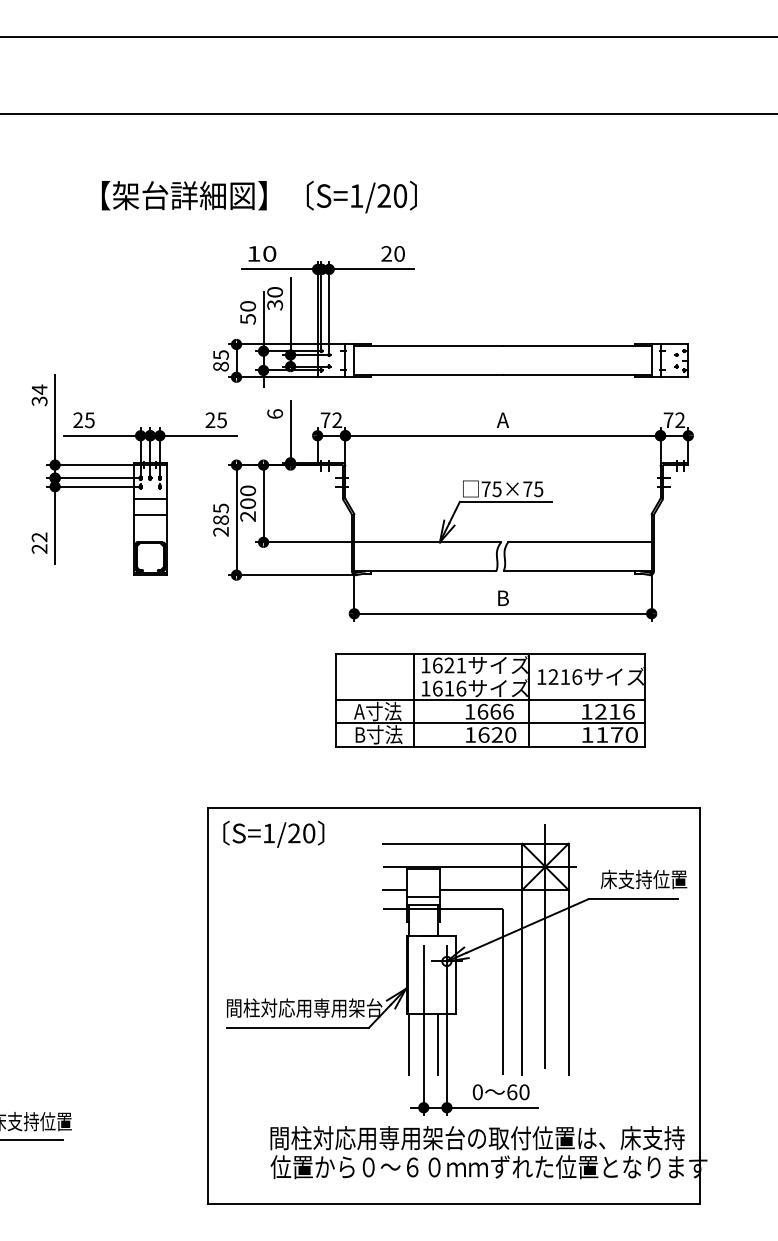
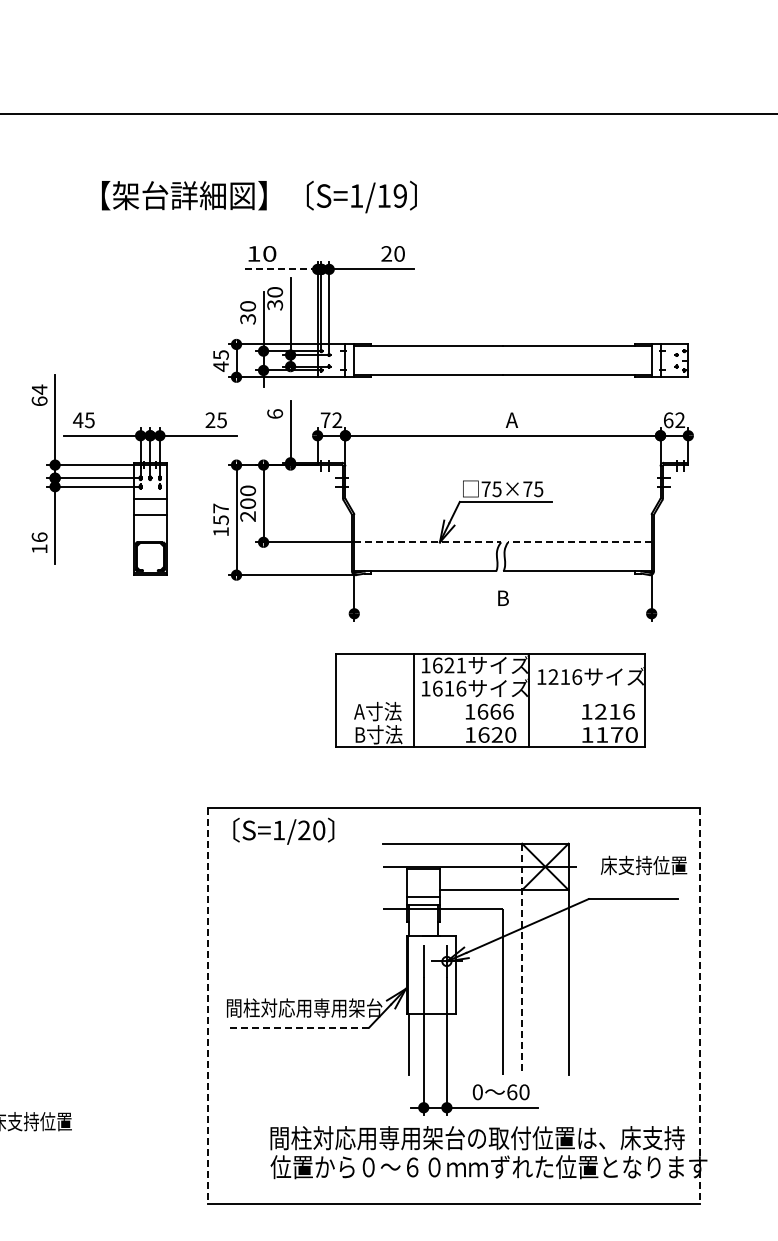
line: present -> none (388, 37)
text: S=1/20 -> S=1/19 (392, 195)
line: solid -> dashed (279, 269)
text: 50 -> 30 (247, 318)
text: 85 -> 45 (220, 366)
text: 34 -> 64 (39, 401)
text: 25 -> 45 (78, 419)
text position: (502, 419) -> (511, 419) (511, 419)
text: 72 -> 62 (668, 420)
text: 285 -> 157 (220, 519)
text: 22 -> 16 (39, 542)
line: solid -> dashed (428, 542)
line: solid -> dashed (579, 542)
line: present -> none (502, 613)
line: present -> none (490, 700)
line: present -> none (490, 723)
text position: (273, 833) -> (283, 830) (283, 830)
text position: (644, 879) -> (644, 865) (644, 865)
line: present -> none (394, 890)
line: present -> none (545, 949)
line: solid -> dashed (522, 959)
line: solid -> dashed (207, 1005)
line: solid -> dashed (700, 1005)
line: solid -> dashed (297, 1027)
line: present -> none (438, 1044)
line: present -> none (32, 1140)
